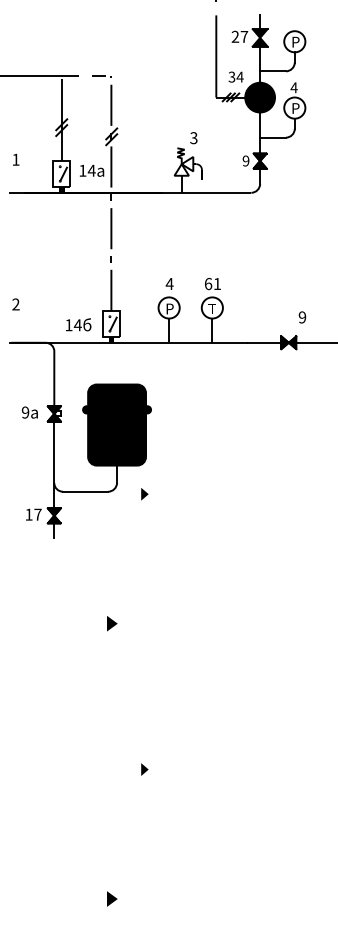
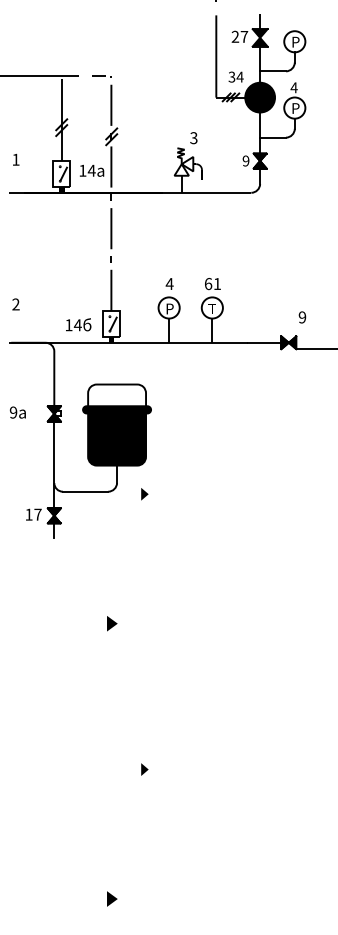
line position: (315, 342) -> (315, 348) (315, 348)
fill: present -> none (117, 395)
text position: (29, 412) -> (17, 412) (17, 412)
